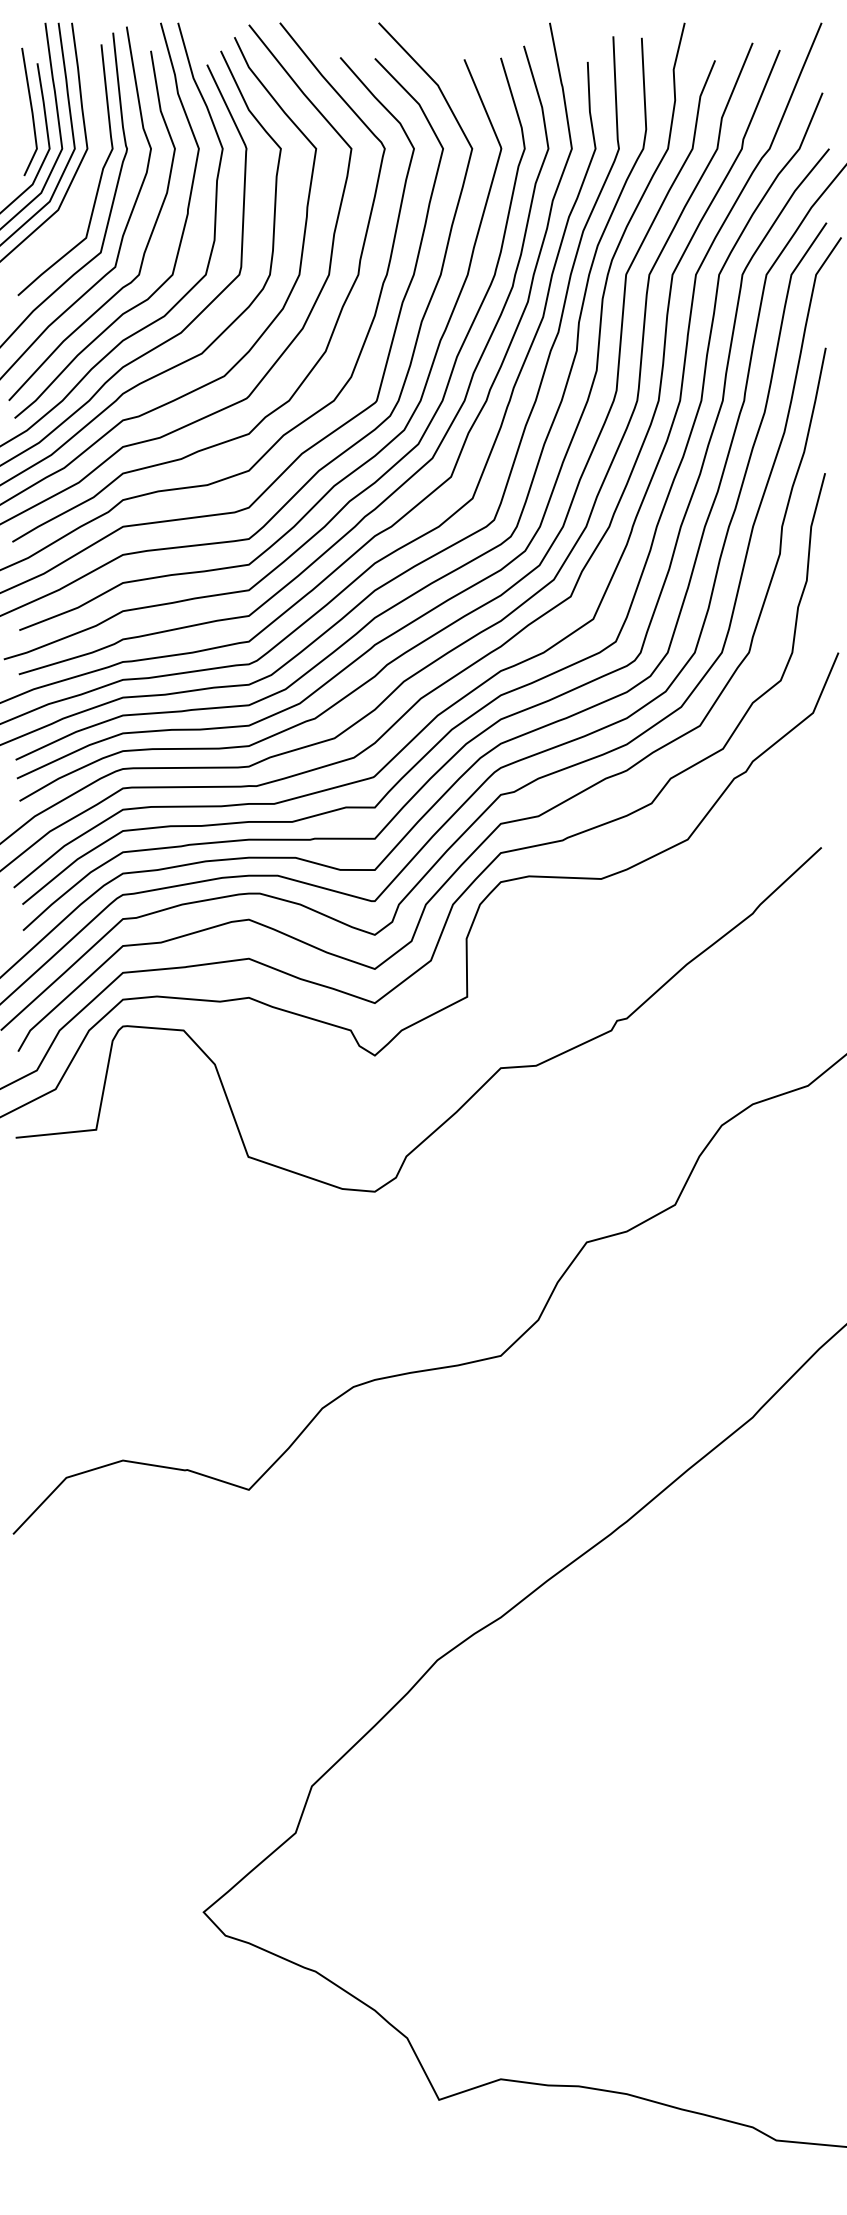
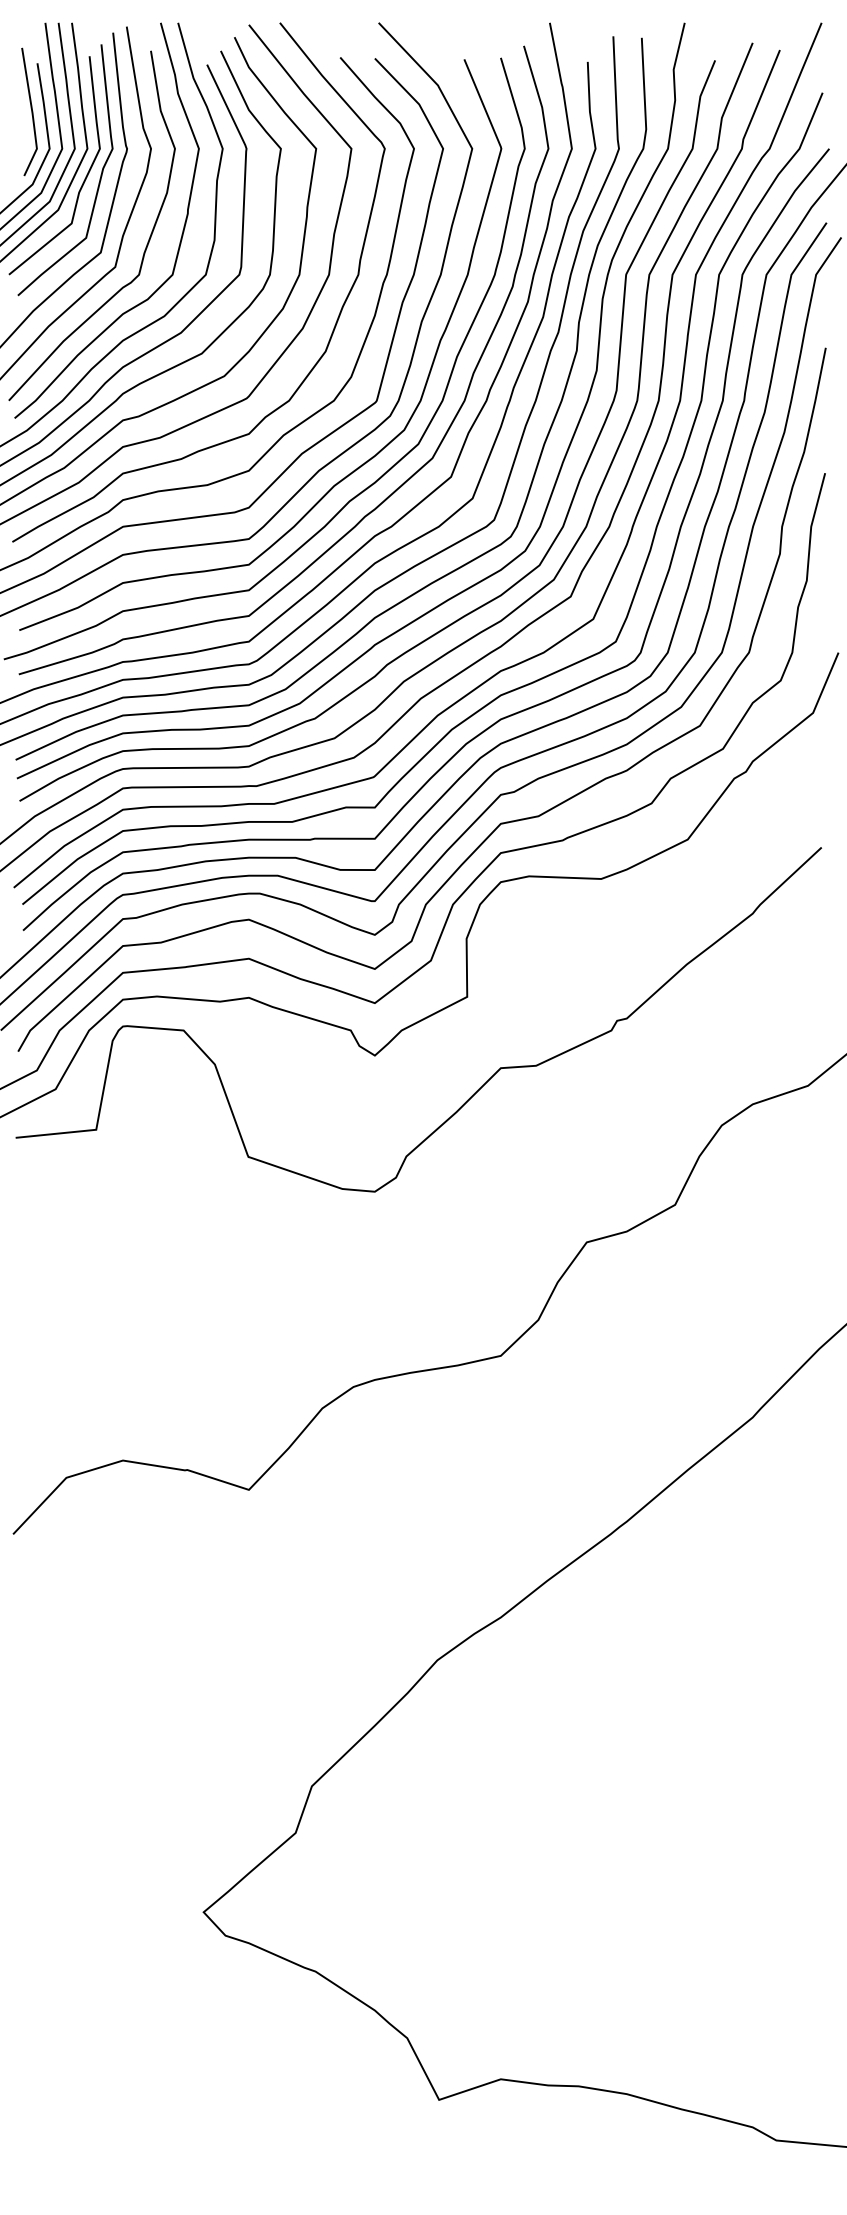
curve: none -> present (83, 180)
